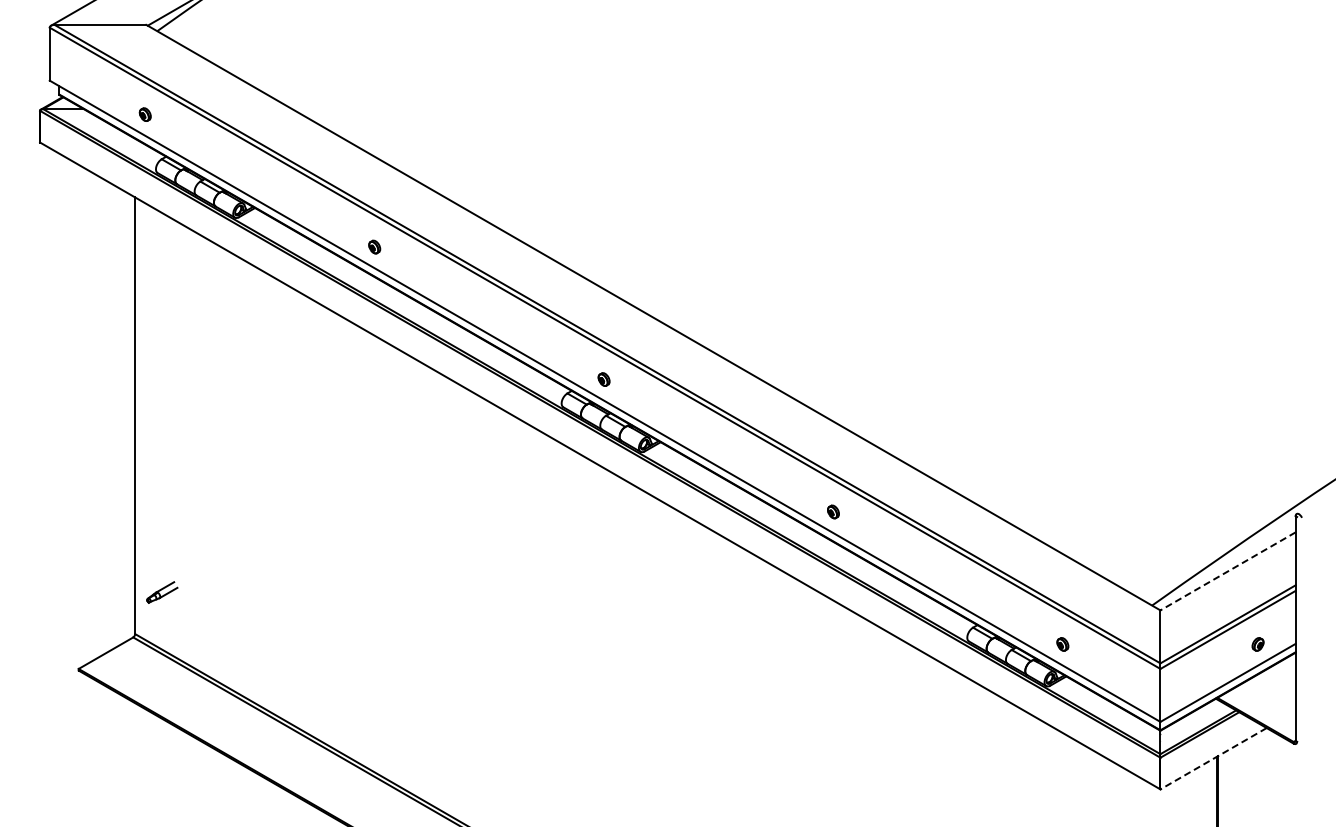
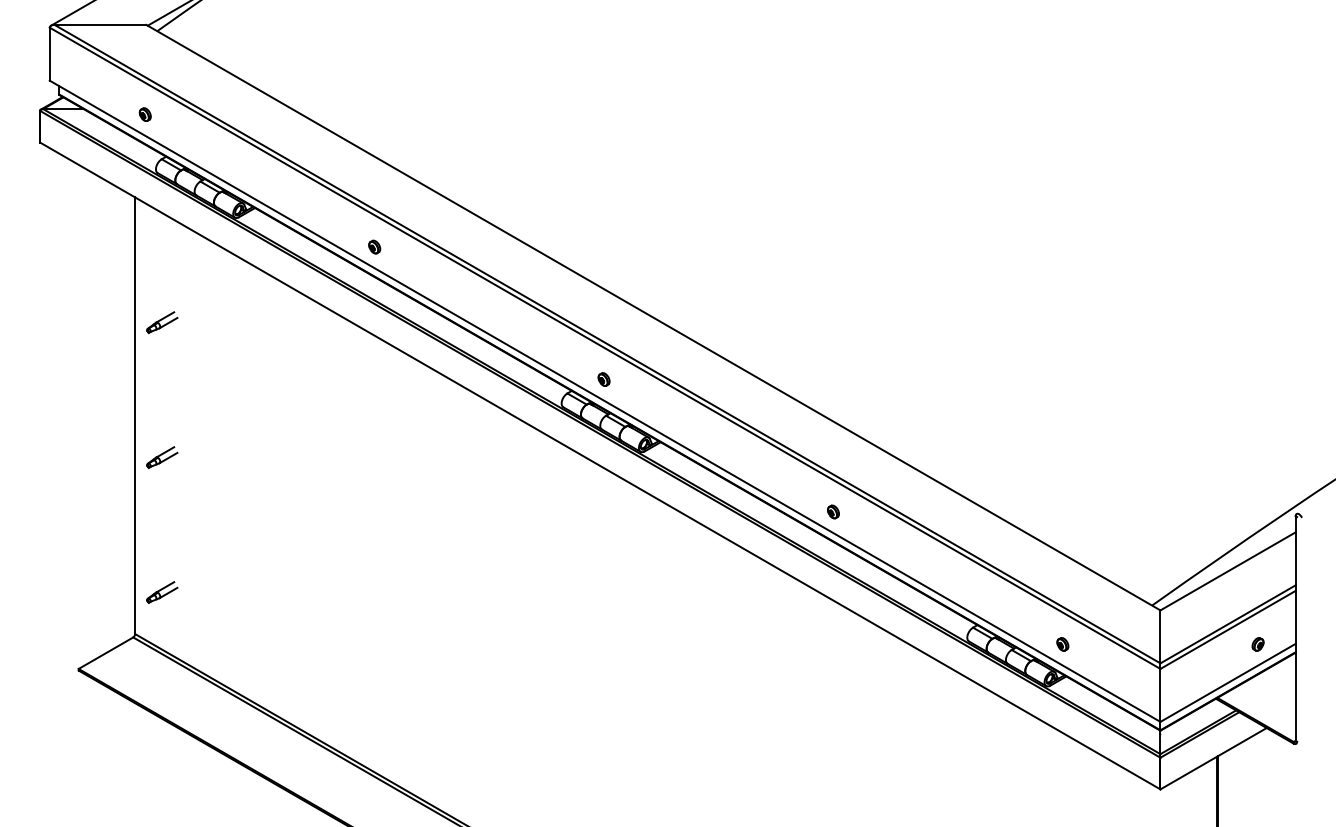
part: none -> present (162, 322)
part: none -> present (162, 457)
line: dashed -> solid (1227, 571)
line: dashed -> solid (1213, 758)
